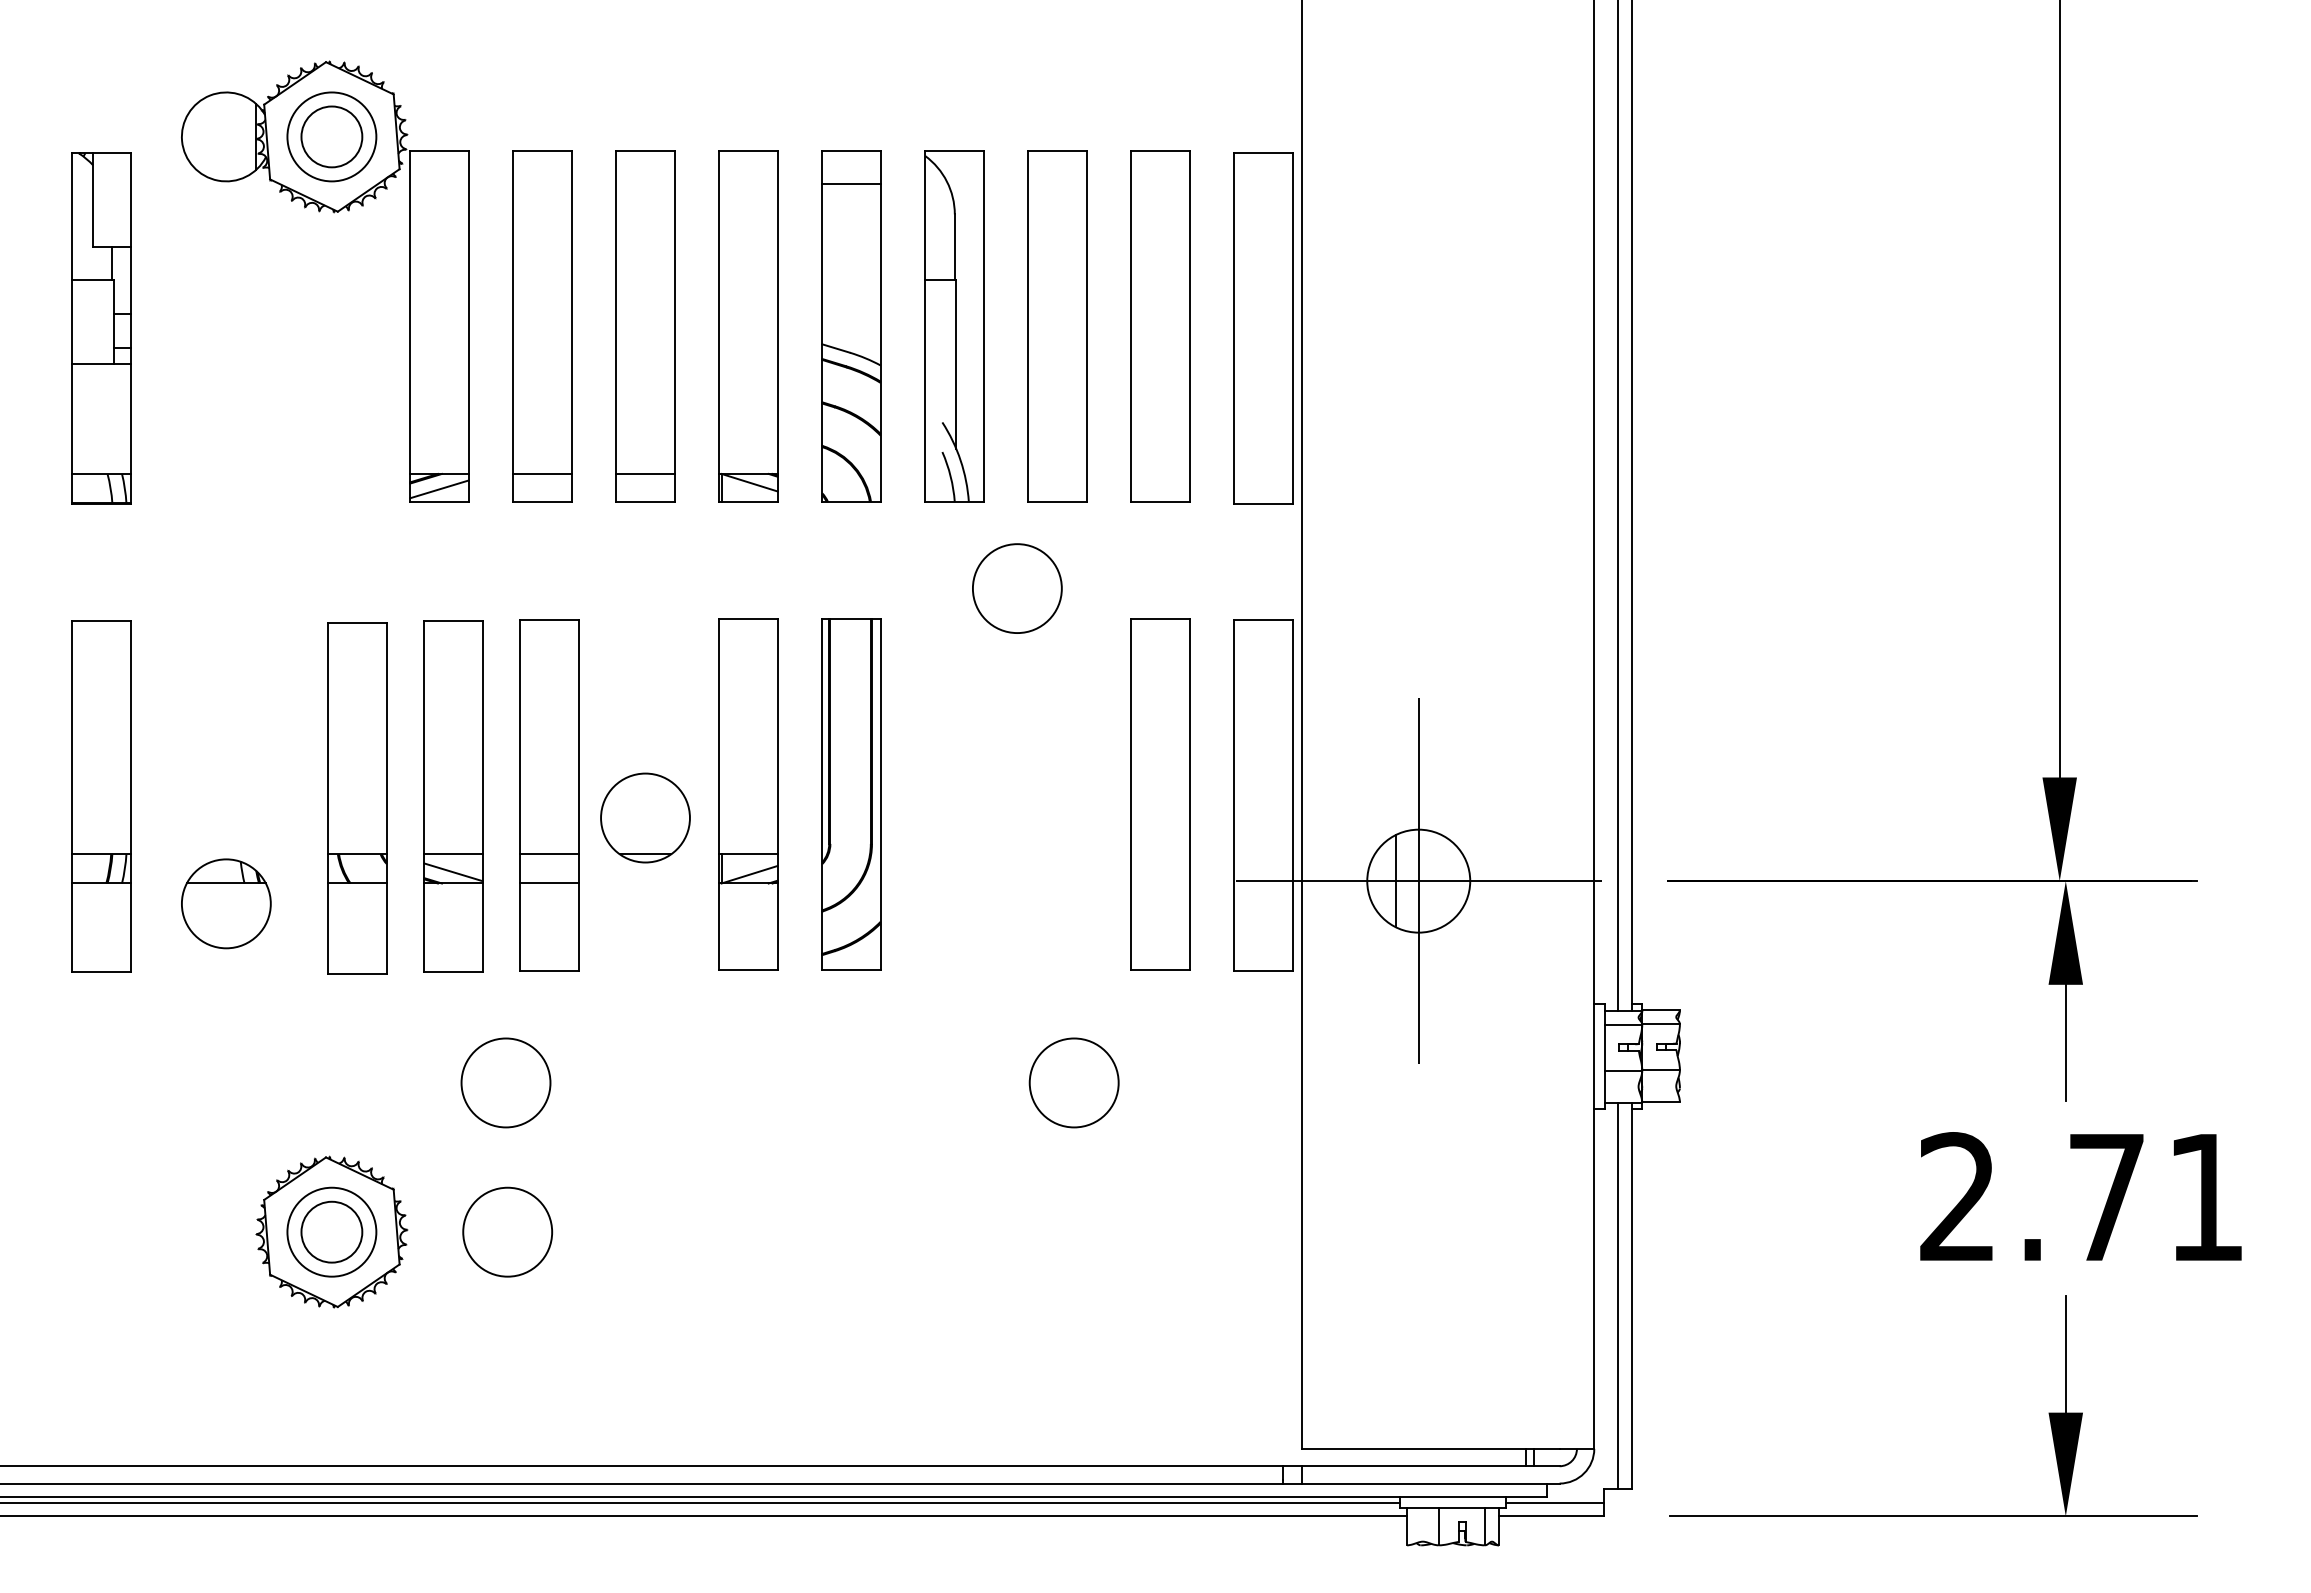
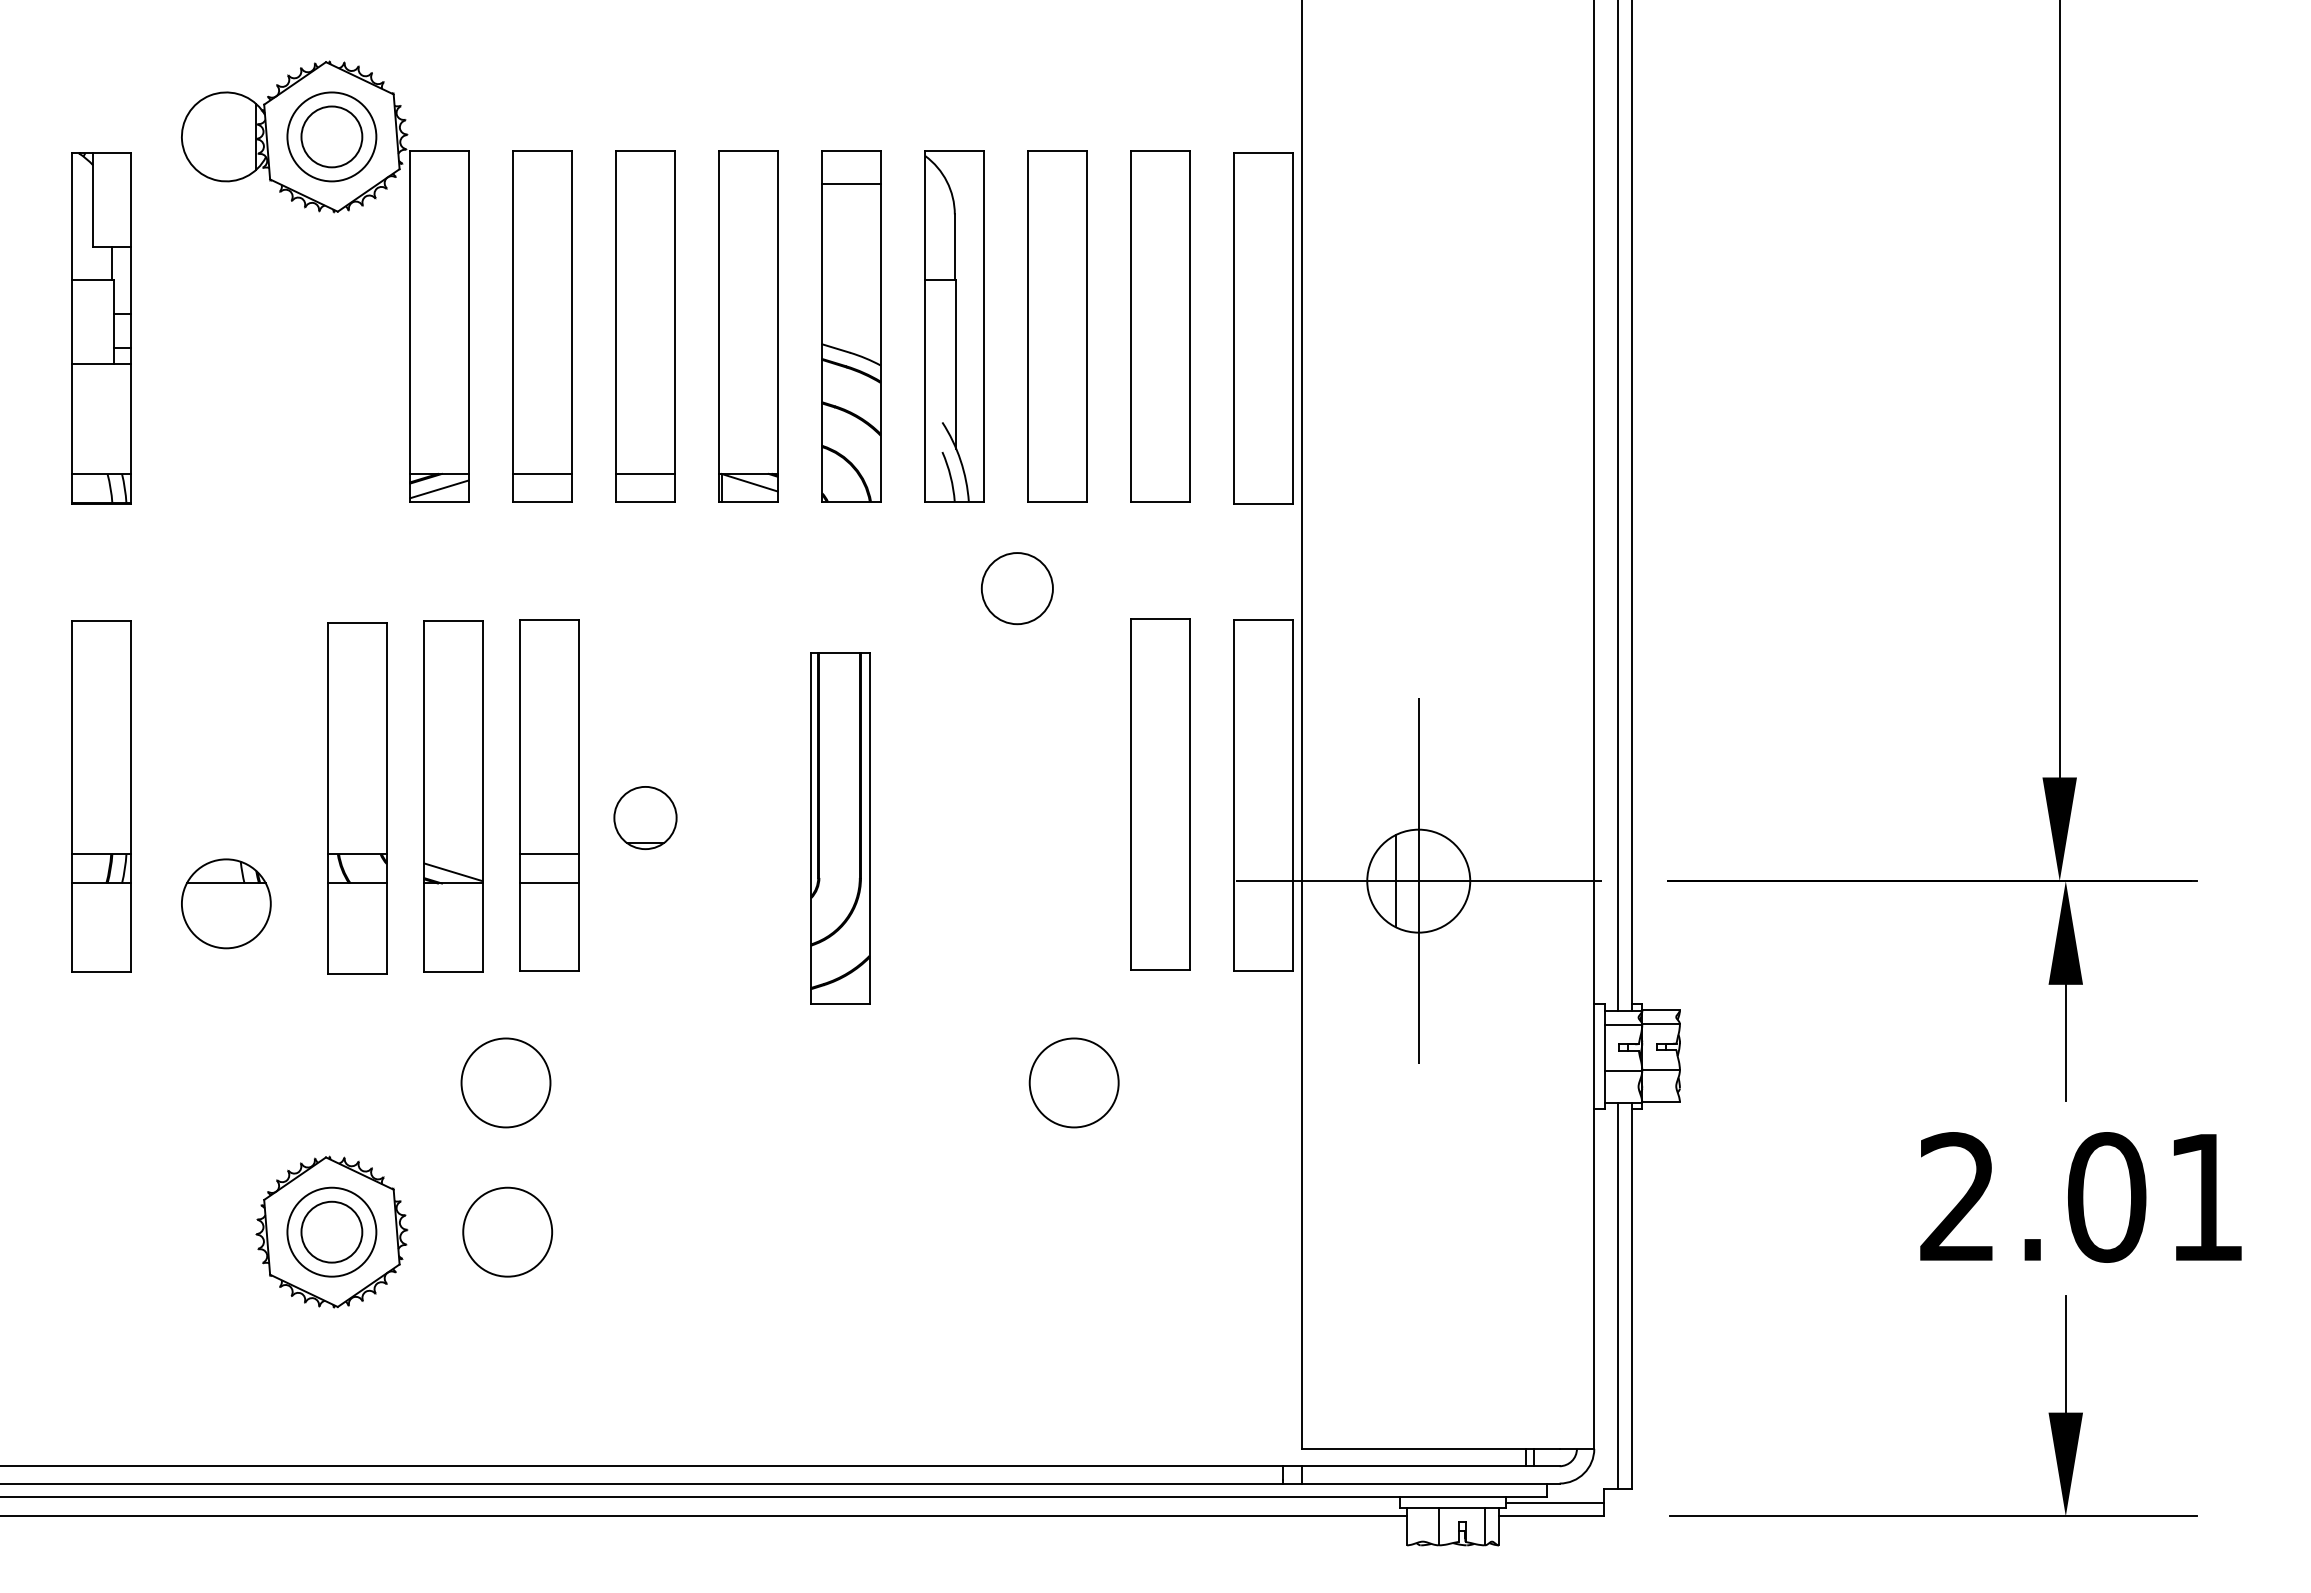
circle diameter: 89 px -> 71 px (1016, 588)
part: present -> none (748, 794)
part position: (851, 794) -> (840, 828) (840, 828)
part size: 91x92 px -> 65x64 px (645, 817)
line: present -> none (453, 854)
text: 2.71 -> 2.01 (2106, 1197)
line: present -> none (701, 1502)
